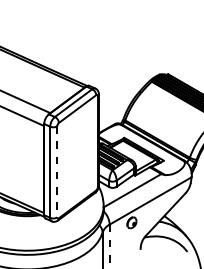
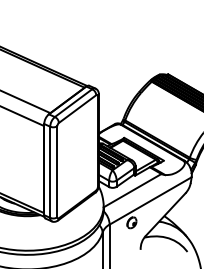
line: dashed -> solid (57, 171)
line: dashed -> solid (109, 246)
